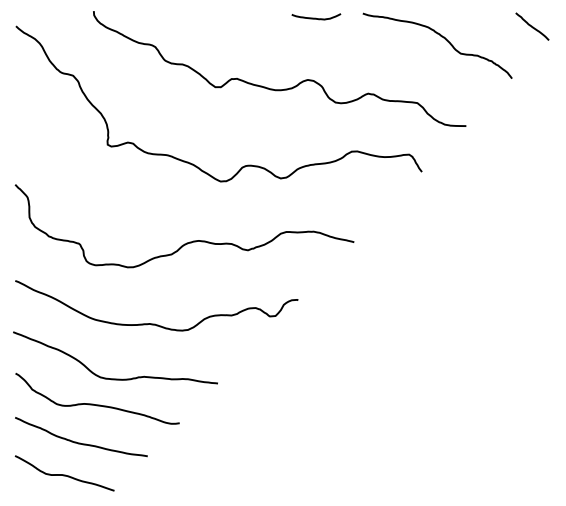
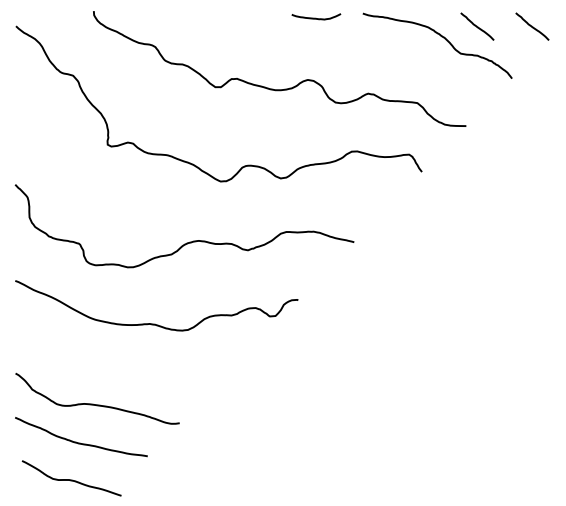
line: none -> present (477, 26)
curve: present -> none (115, 378)
curve position: (64, 474) -> (71, 479) (71, 479)
